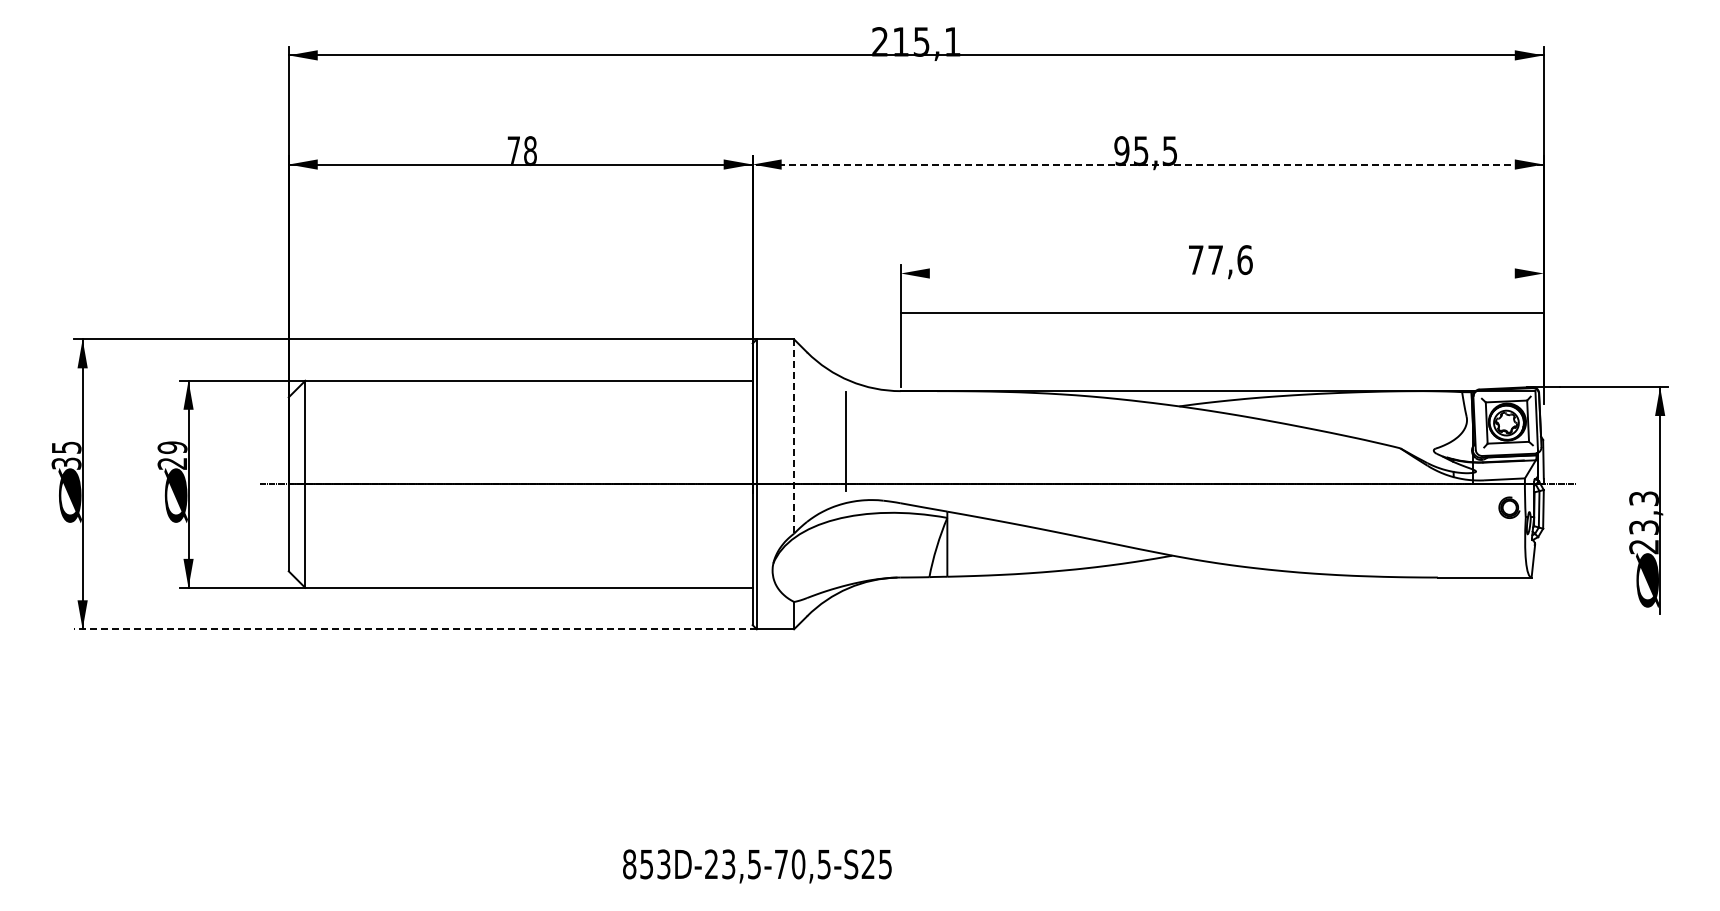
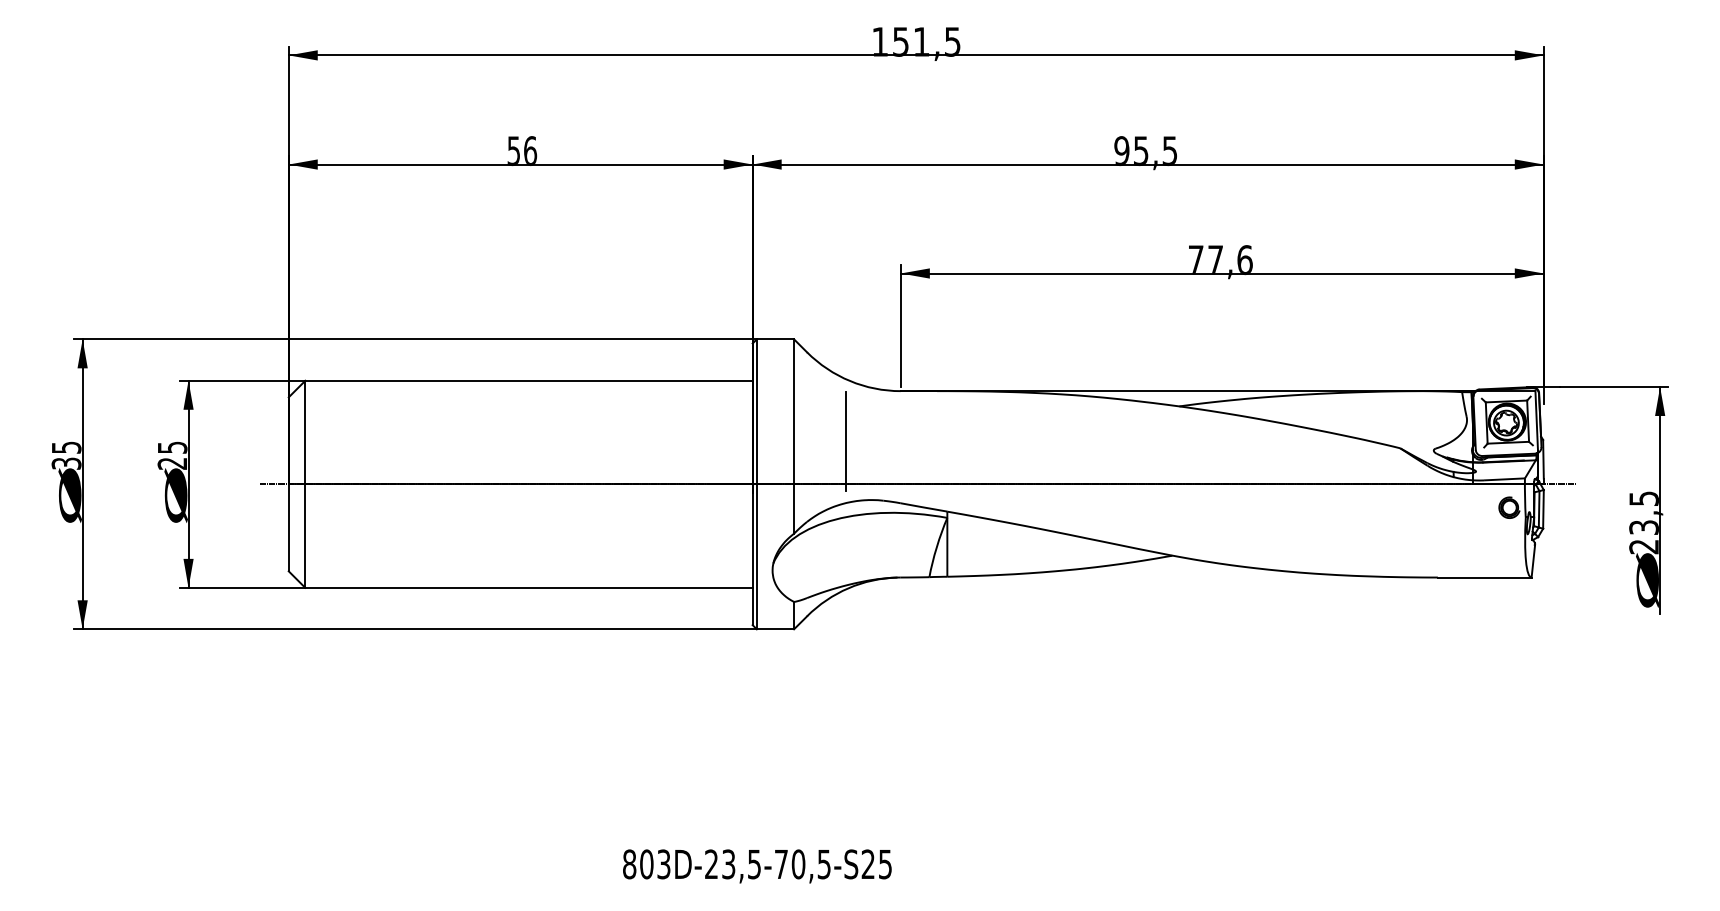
text: 215,1 -> 151,5 (916, 41)
text: 78 -> 56 (522, 151)
line: dashed -> solid (1148, 164)
line position: (1221, 312) -> (1221, 273) (1221, 273)
line: dashed -> solid (794, 437)
text: 29 -> 25 (172, 447)
text: 23,3 -> 23,5 (1643, 498)
line: dashed -> solid (415, 629)
text: 853D-23,5-70,5-S25 -> 803D-23,5-70,5-S25 (646, 864)
